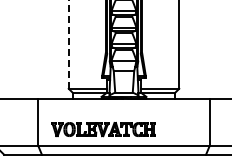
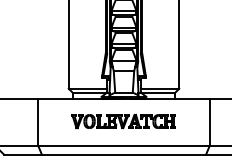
line: dashed -> solid (68, 44)
part position: (103, 129) -> (123, 121) (123, 121)
